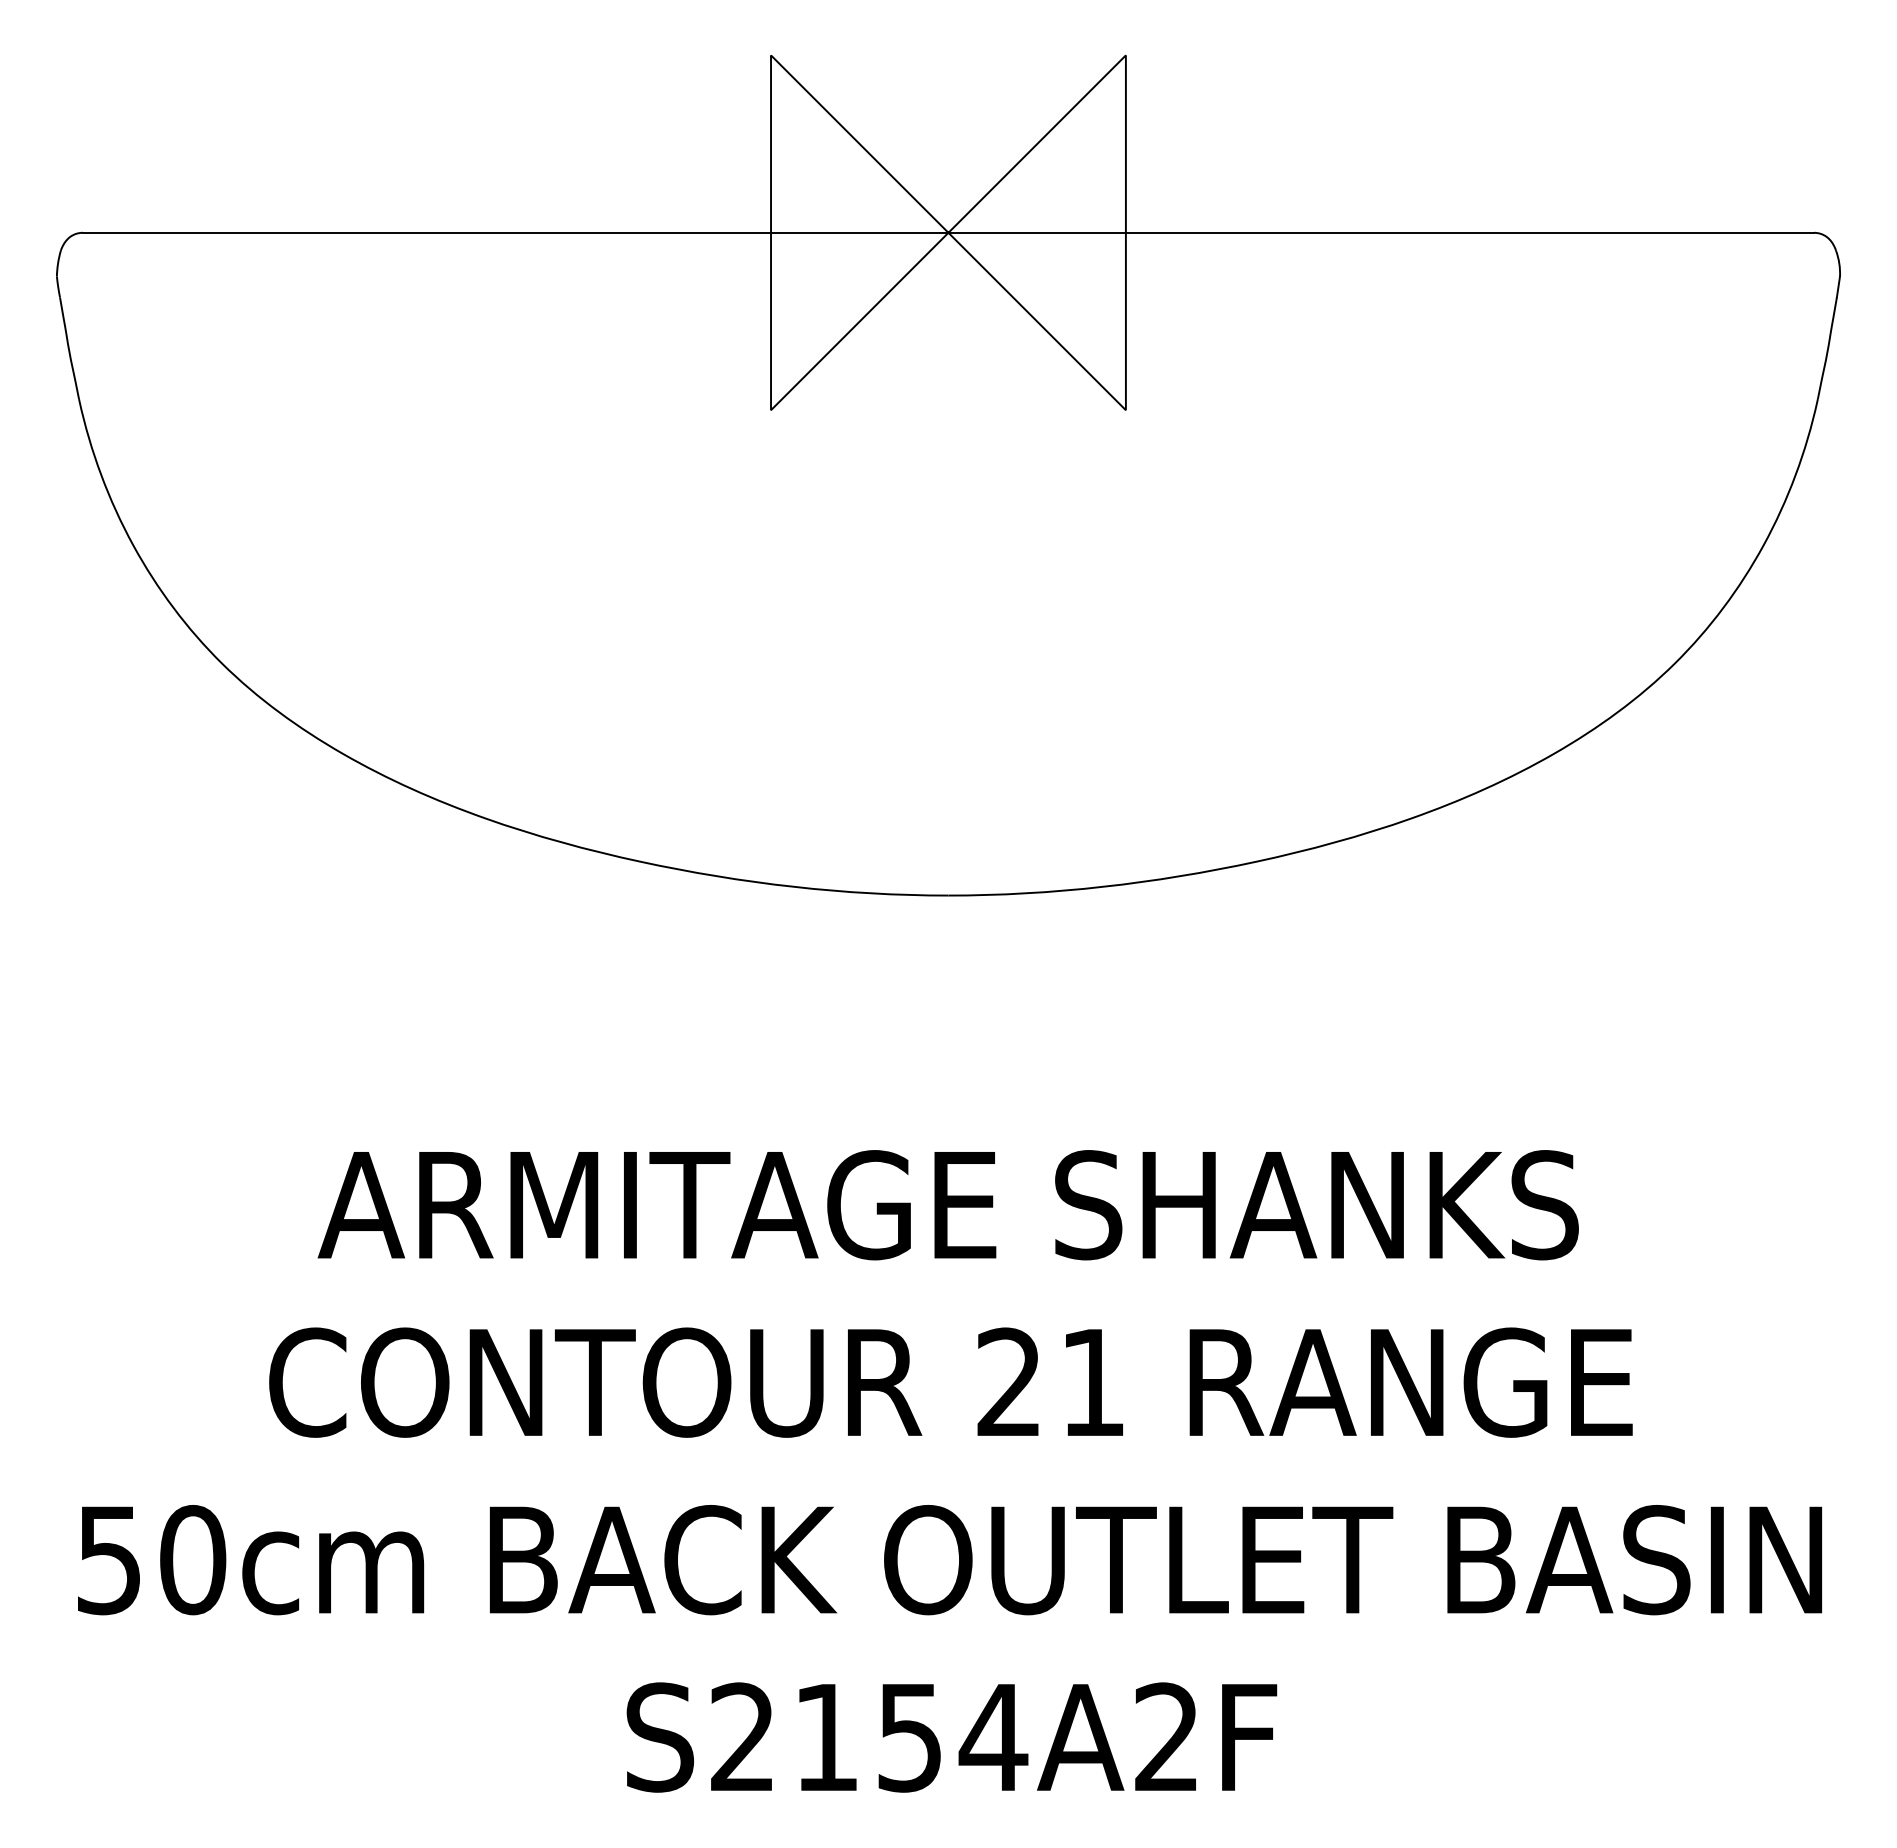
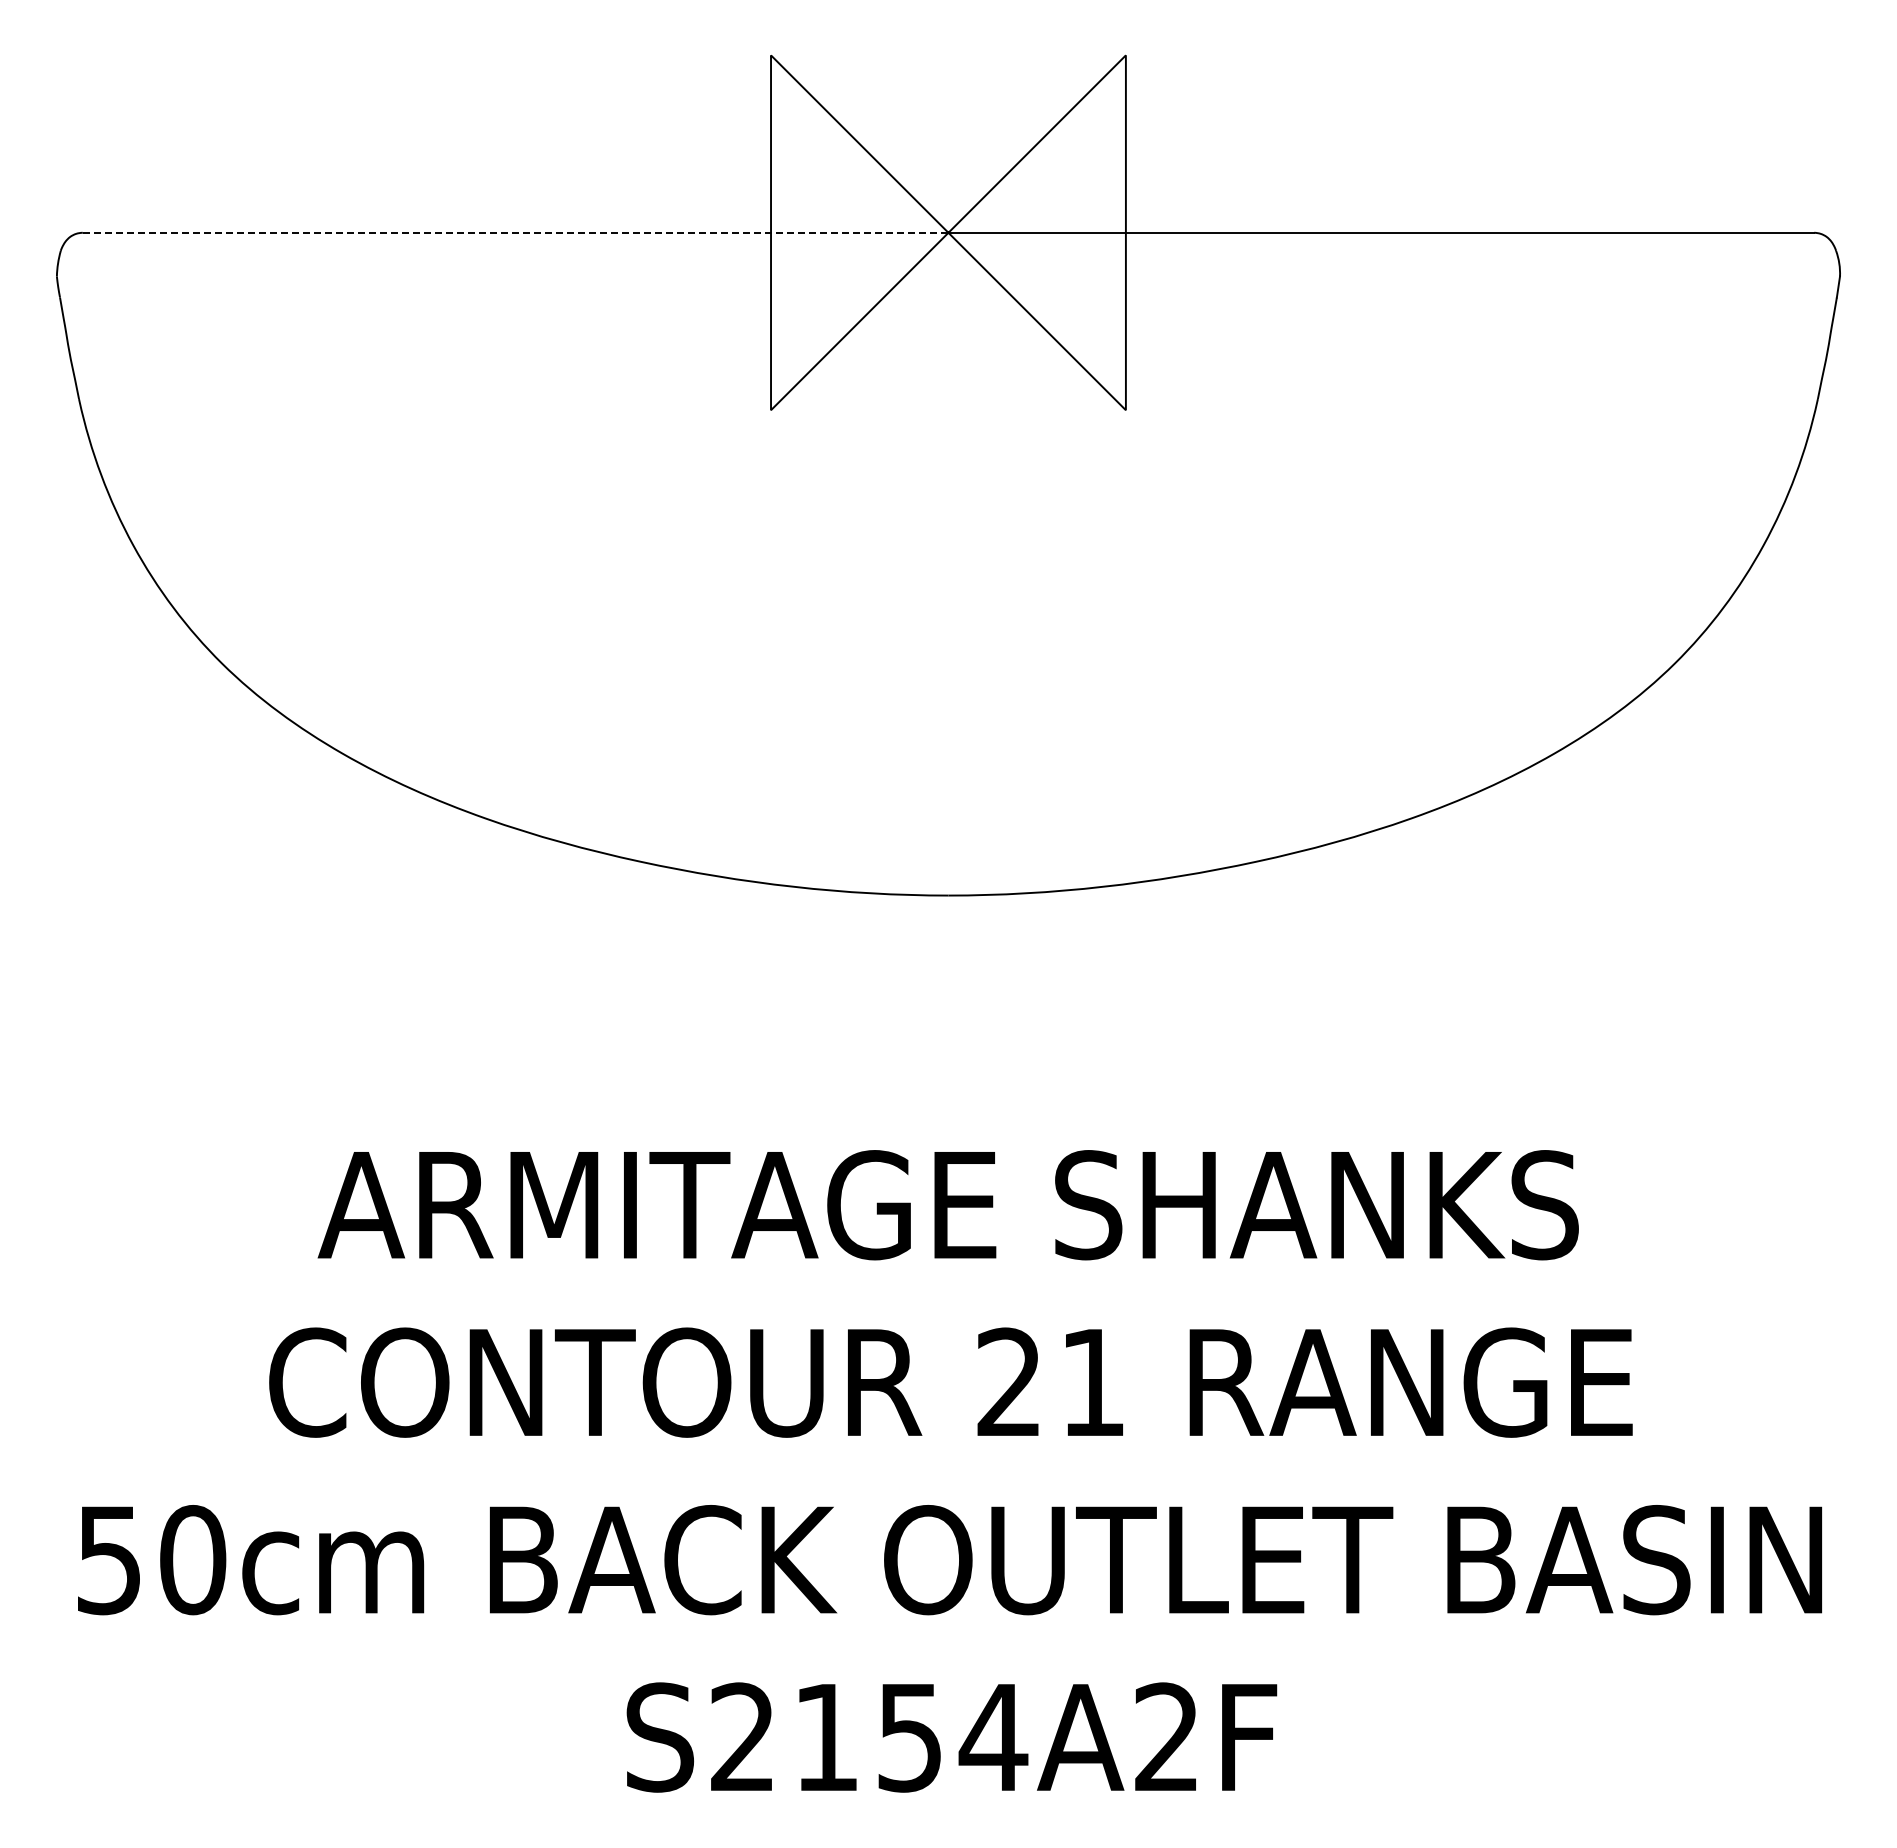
line: solid -> dashed (515, 232)
